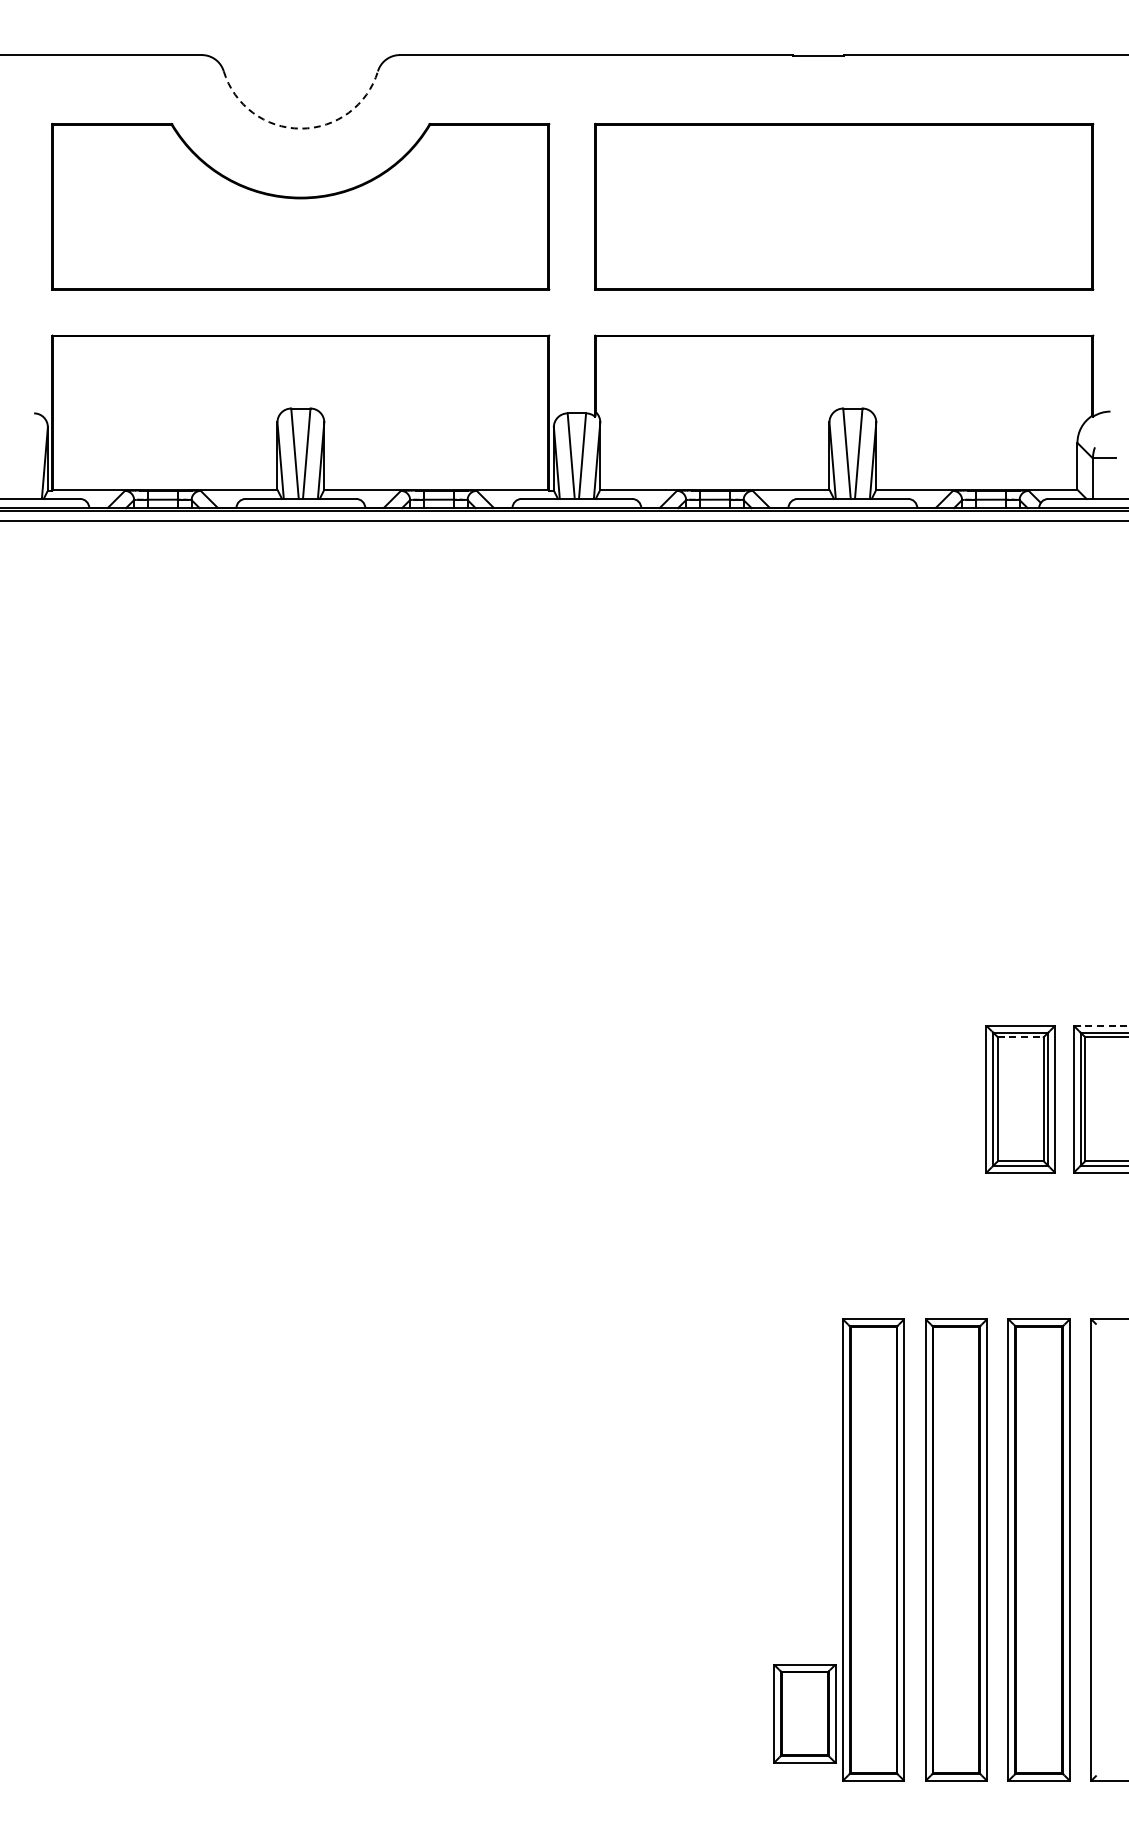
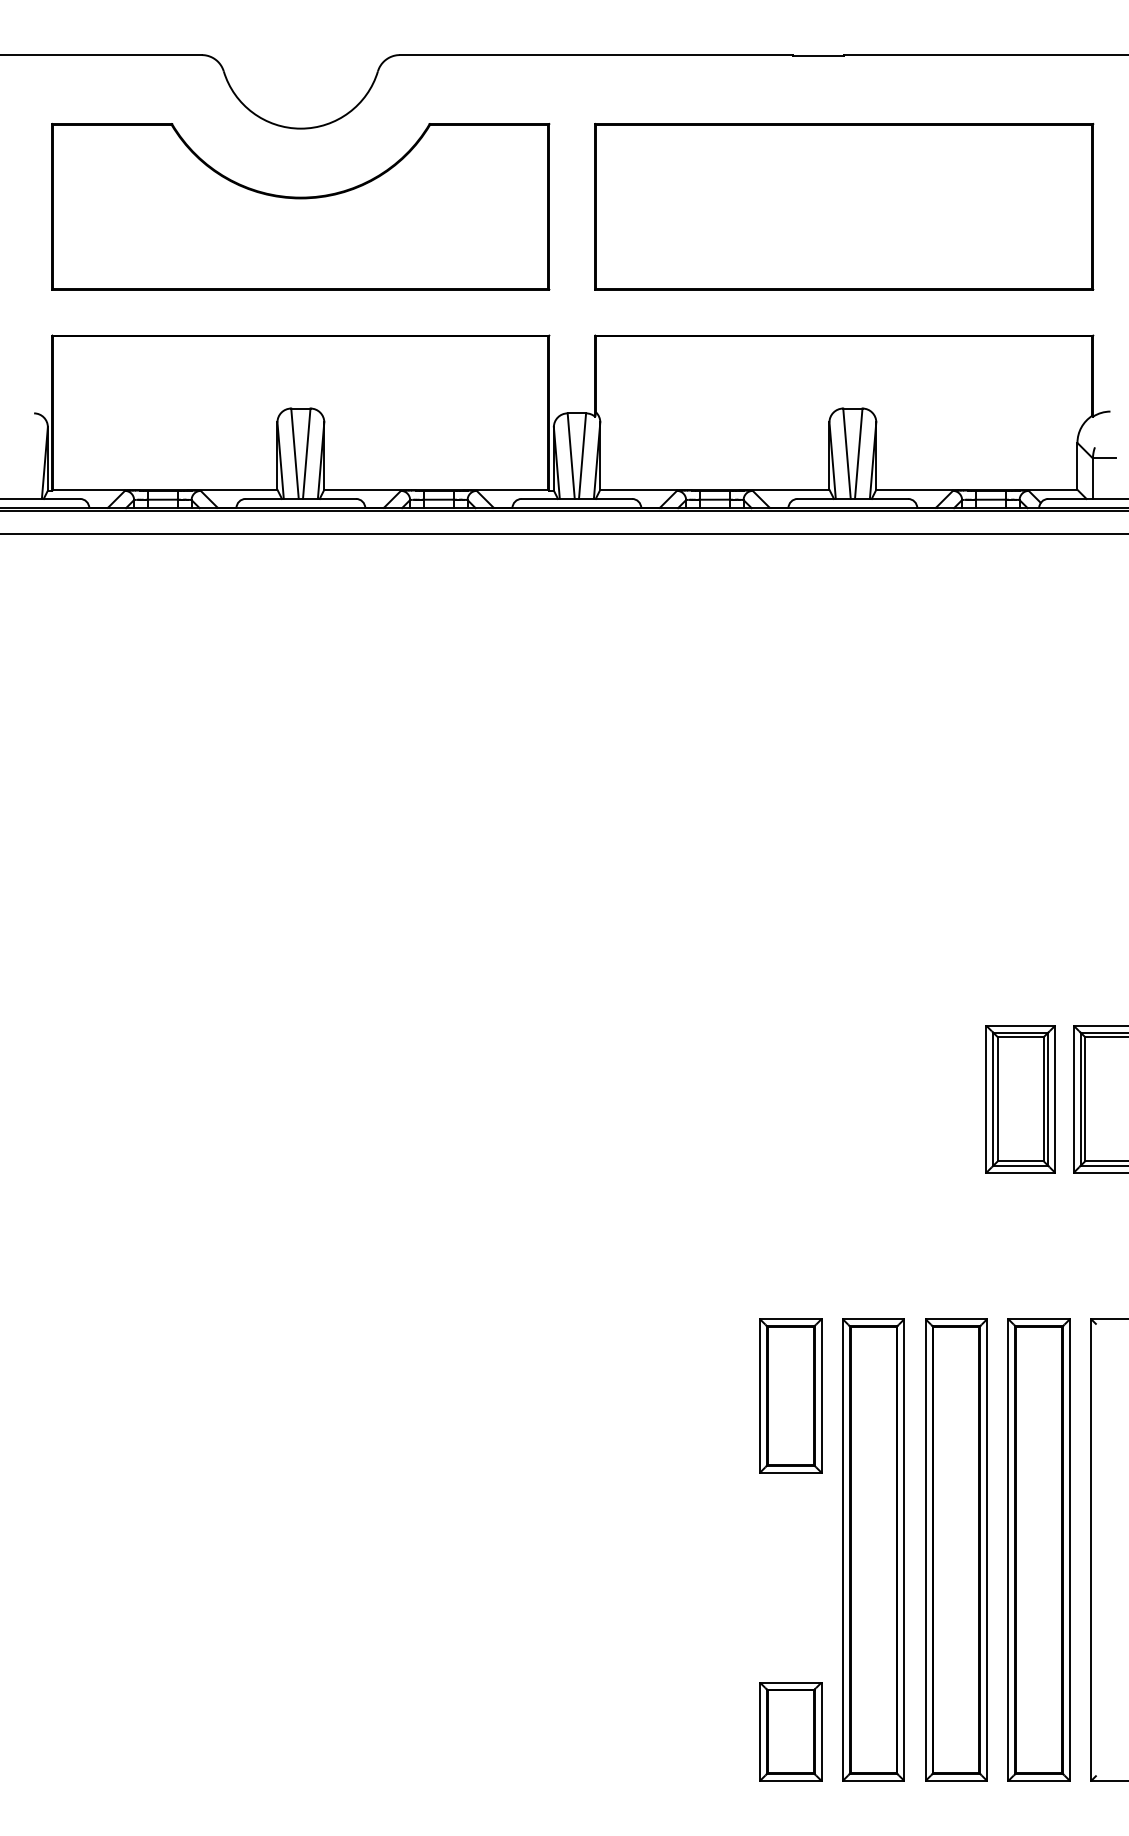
arc: dashed -> solid (300, 128)
line position: (563, 521) -> (563, 534) (563, 534)
line: dashed -> solid (1101, 1025)
line: dashed -> solid (1020, 1037)
part: none -> present (790, 1395)
part position: (804, 1713) -> (790, 1731) (790, 1731)
